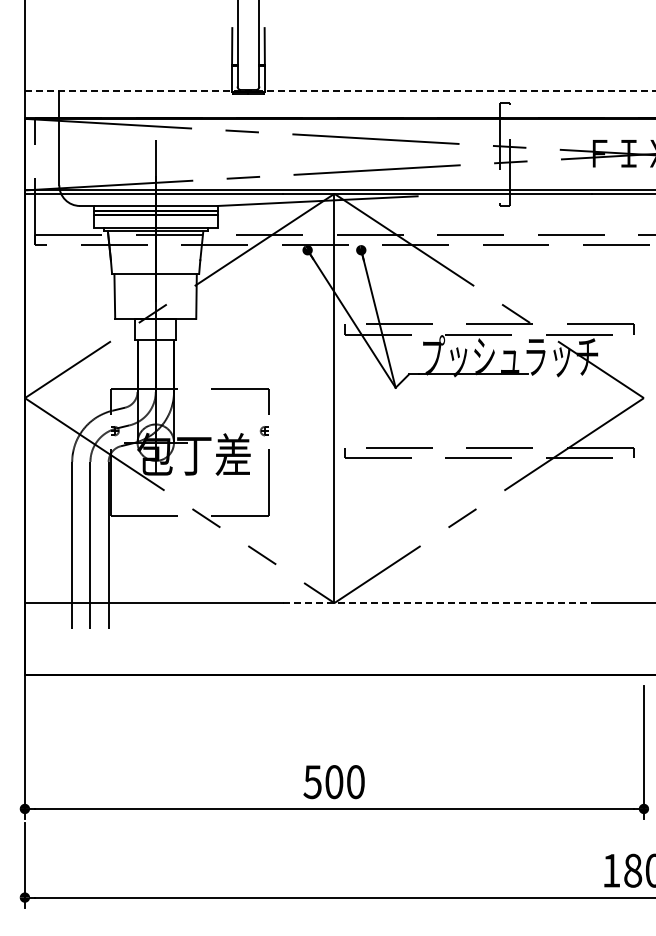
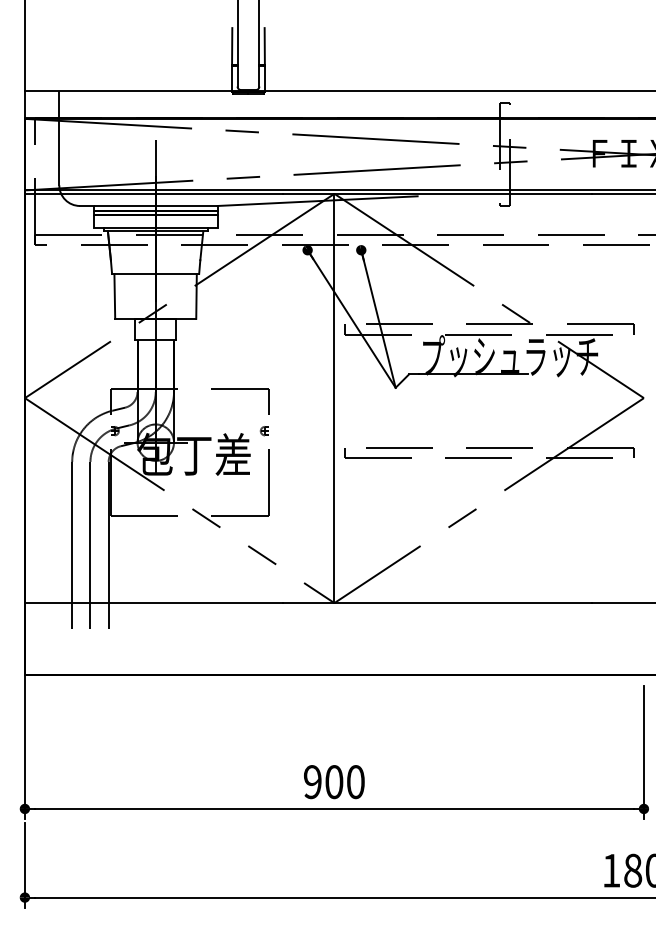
line: dashed -> solid (340, 90)
line: dashed -> solid (437, 603)
text: 500 -> 900 (312, 782)
